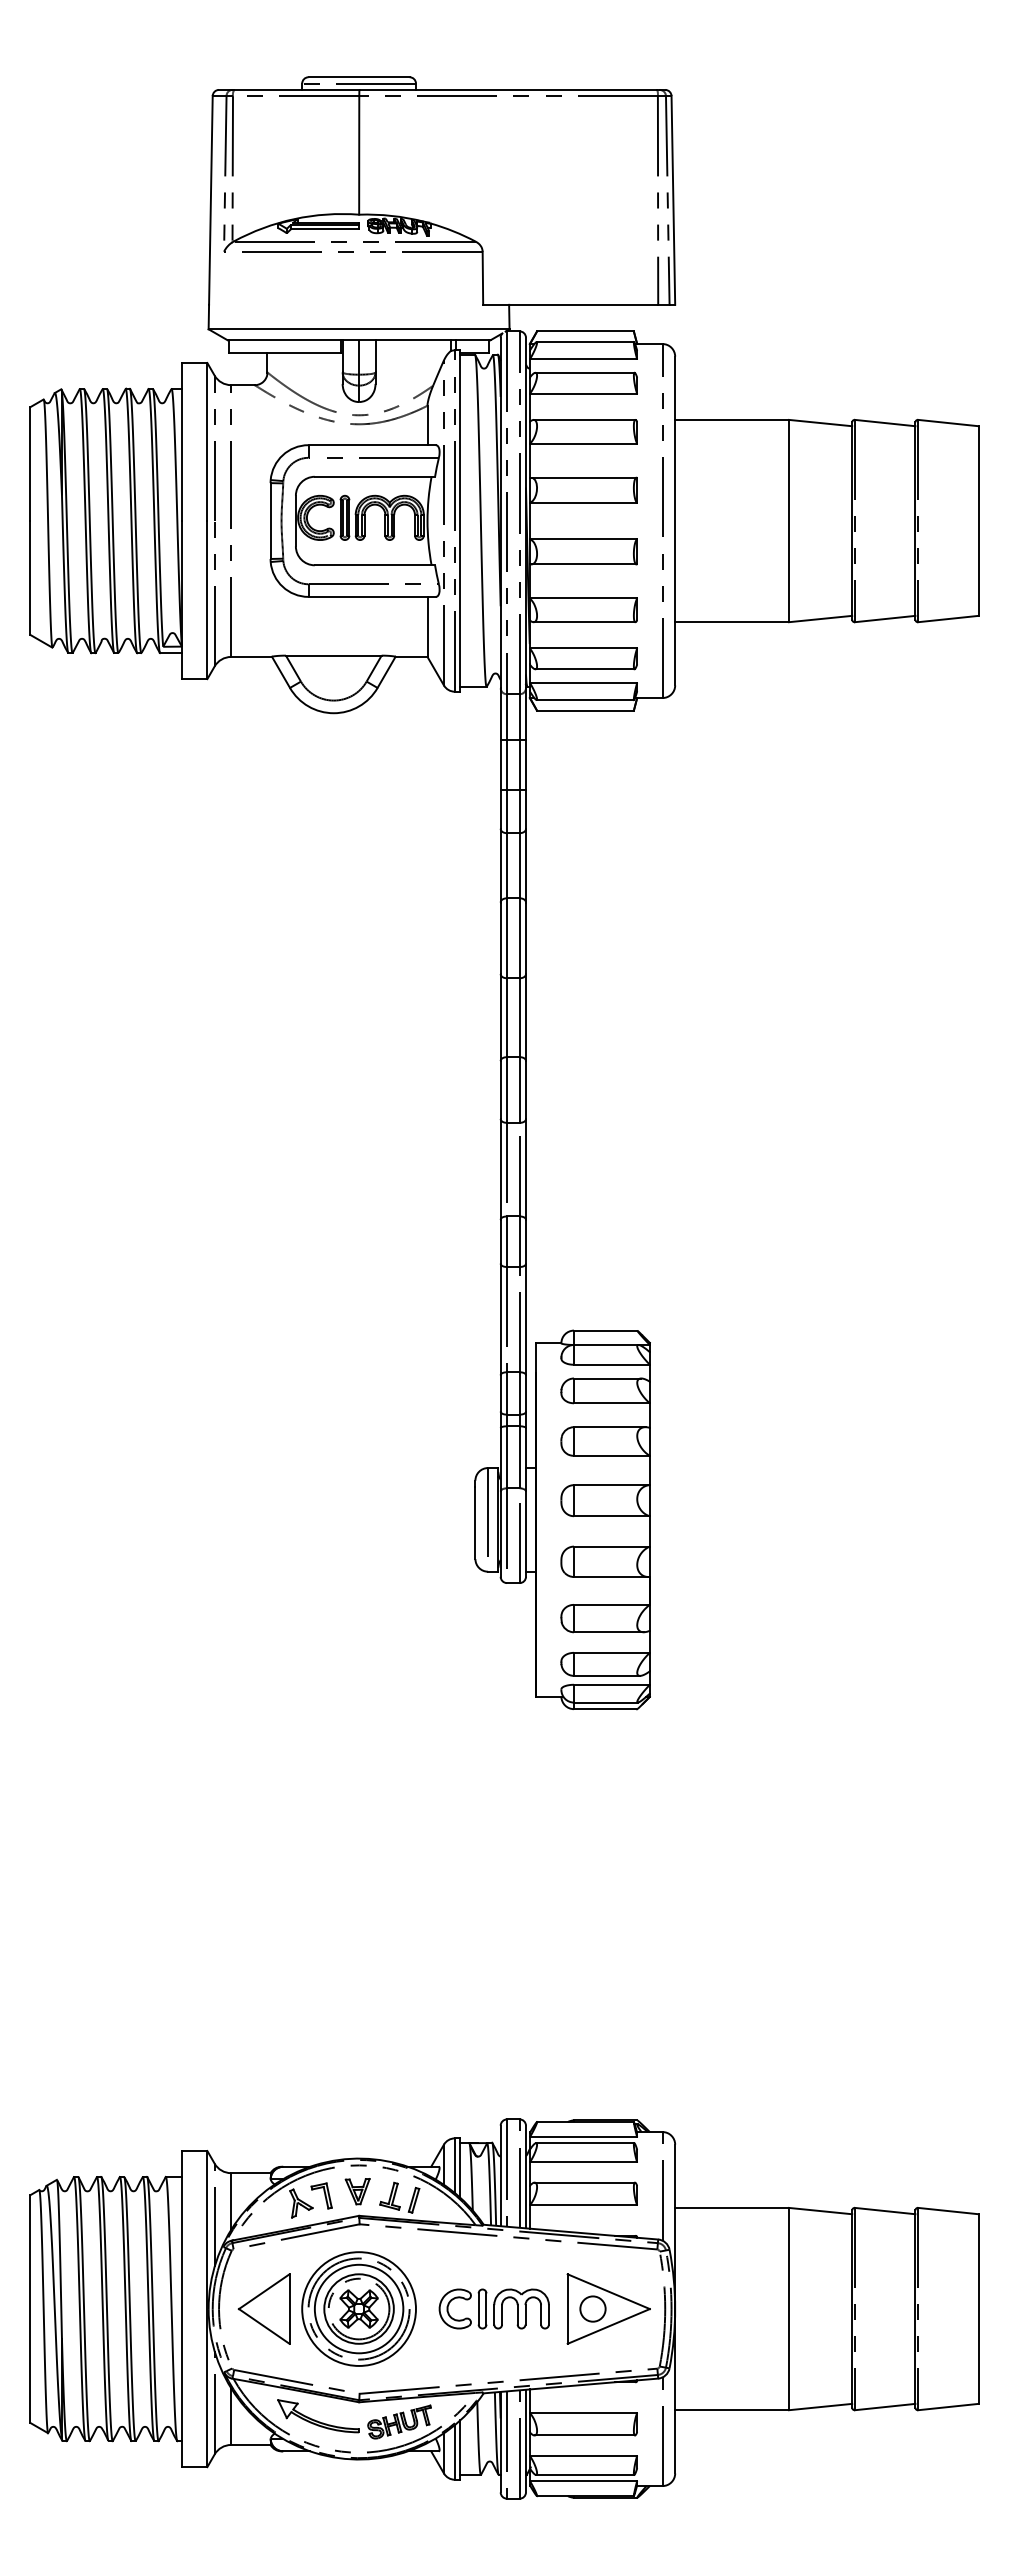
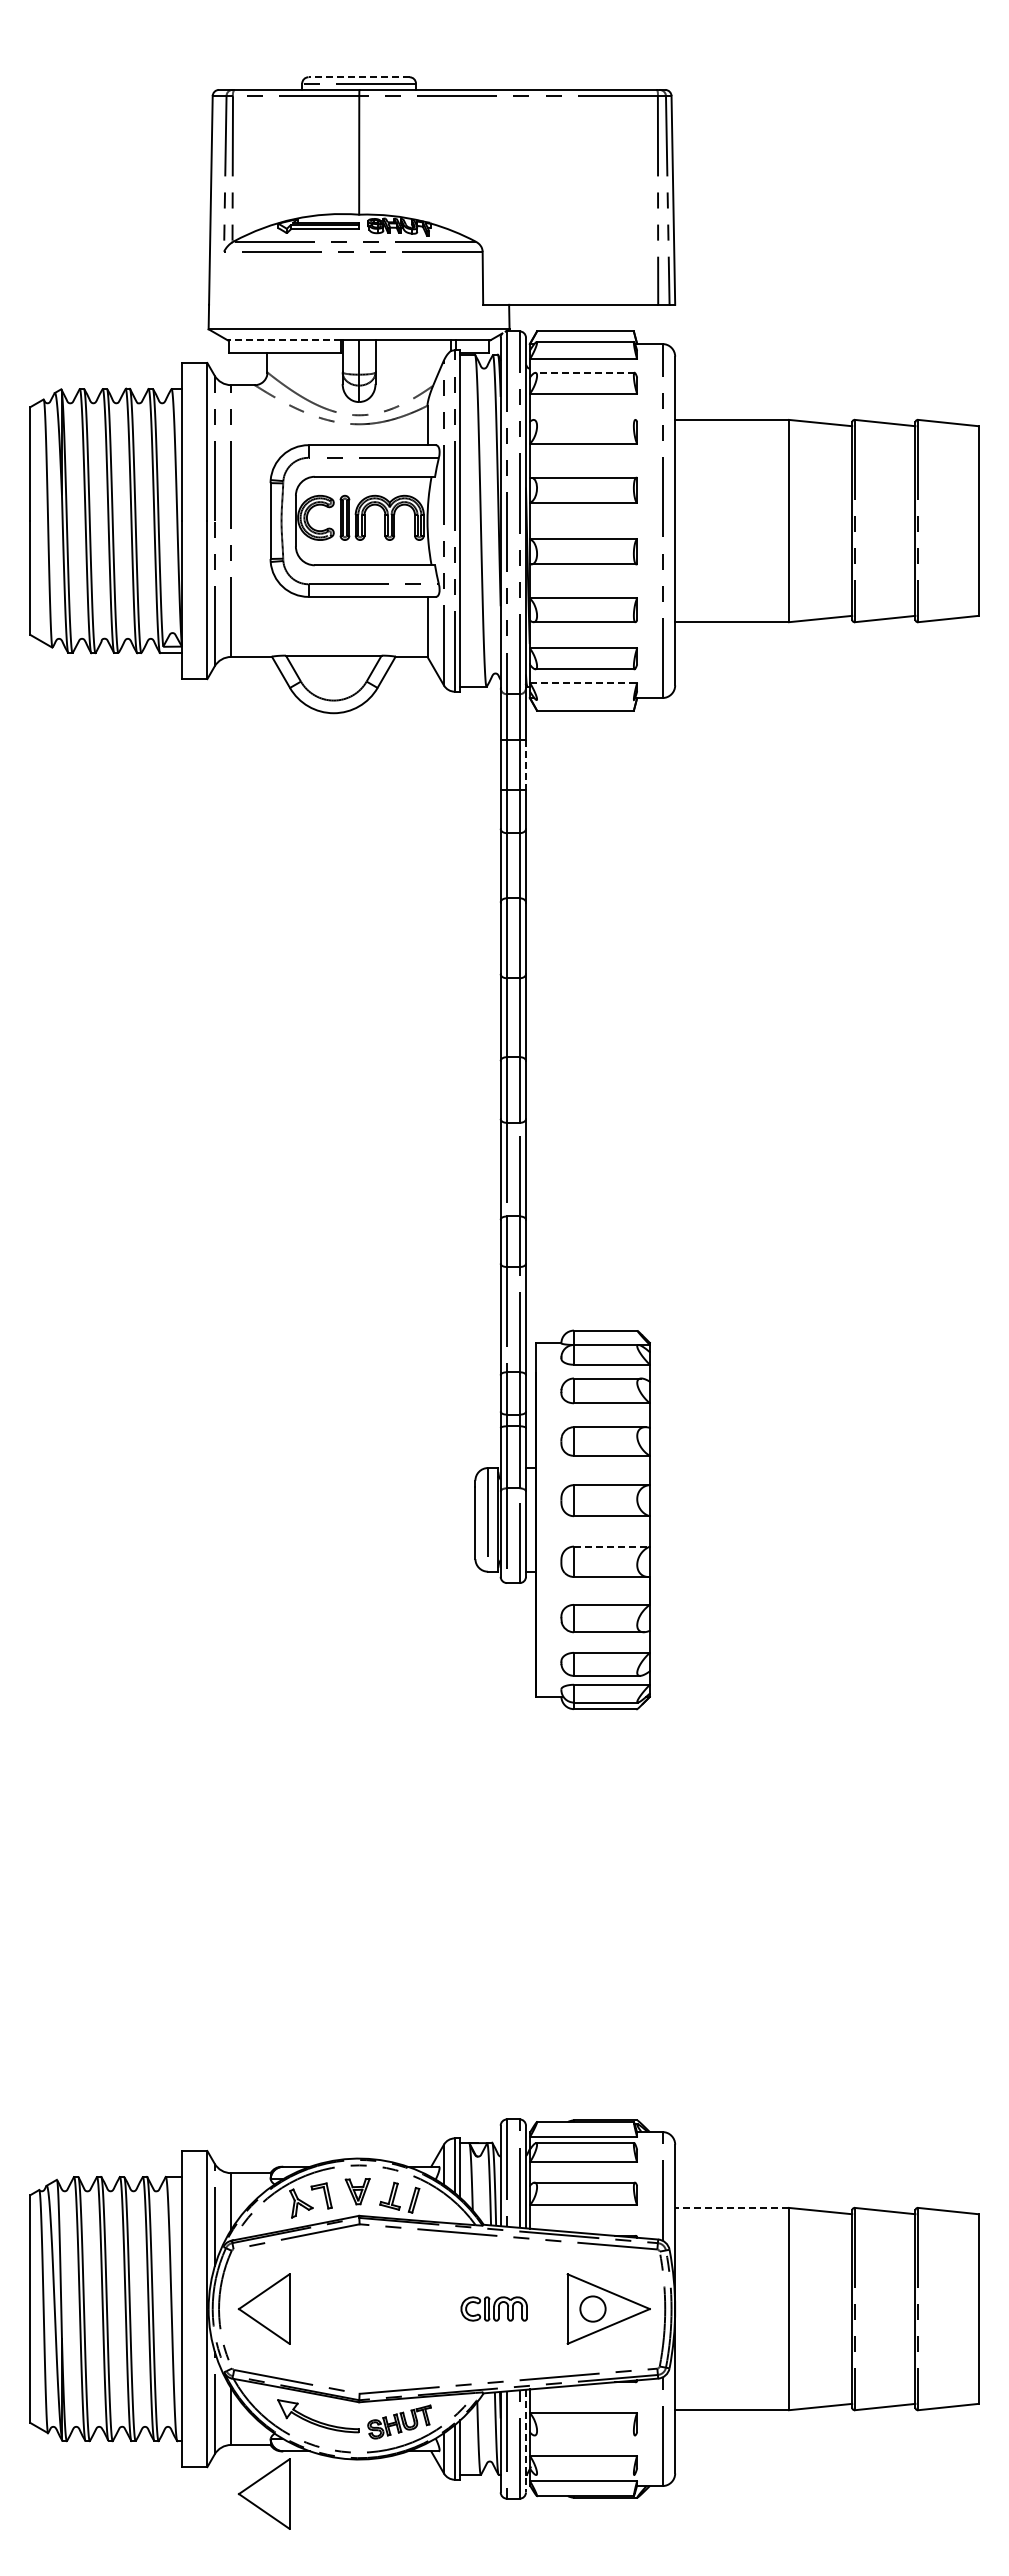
line: solid -> dashed (359, 77)
line: solid -> dashed (284, 340)
line: solid -> dashed (585, 372)
line: present -> none (584, 419)
line: solid -> dashed (583, 682)
line: present -> none (585, 700)
line: solid -> dashed (525, 765)
line: solid -> dashed (611, 1546)
line: solid -> dashed (732, 2207)
part: present -> none (358, 2308)
part size: 112x42 px -> 68x26 px (493, 2308)
line: present -> none (584, 2435)
line: solid -> dashed (525, 2441)
line: present -> none (585, 2475)
part: none -> present (263, 2493)
